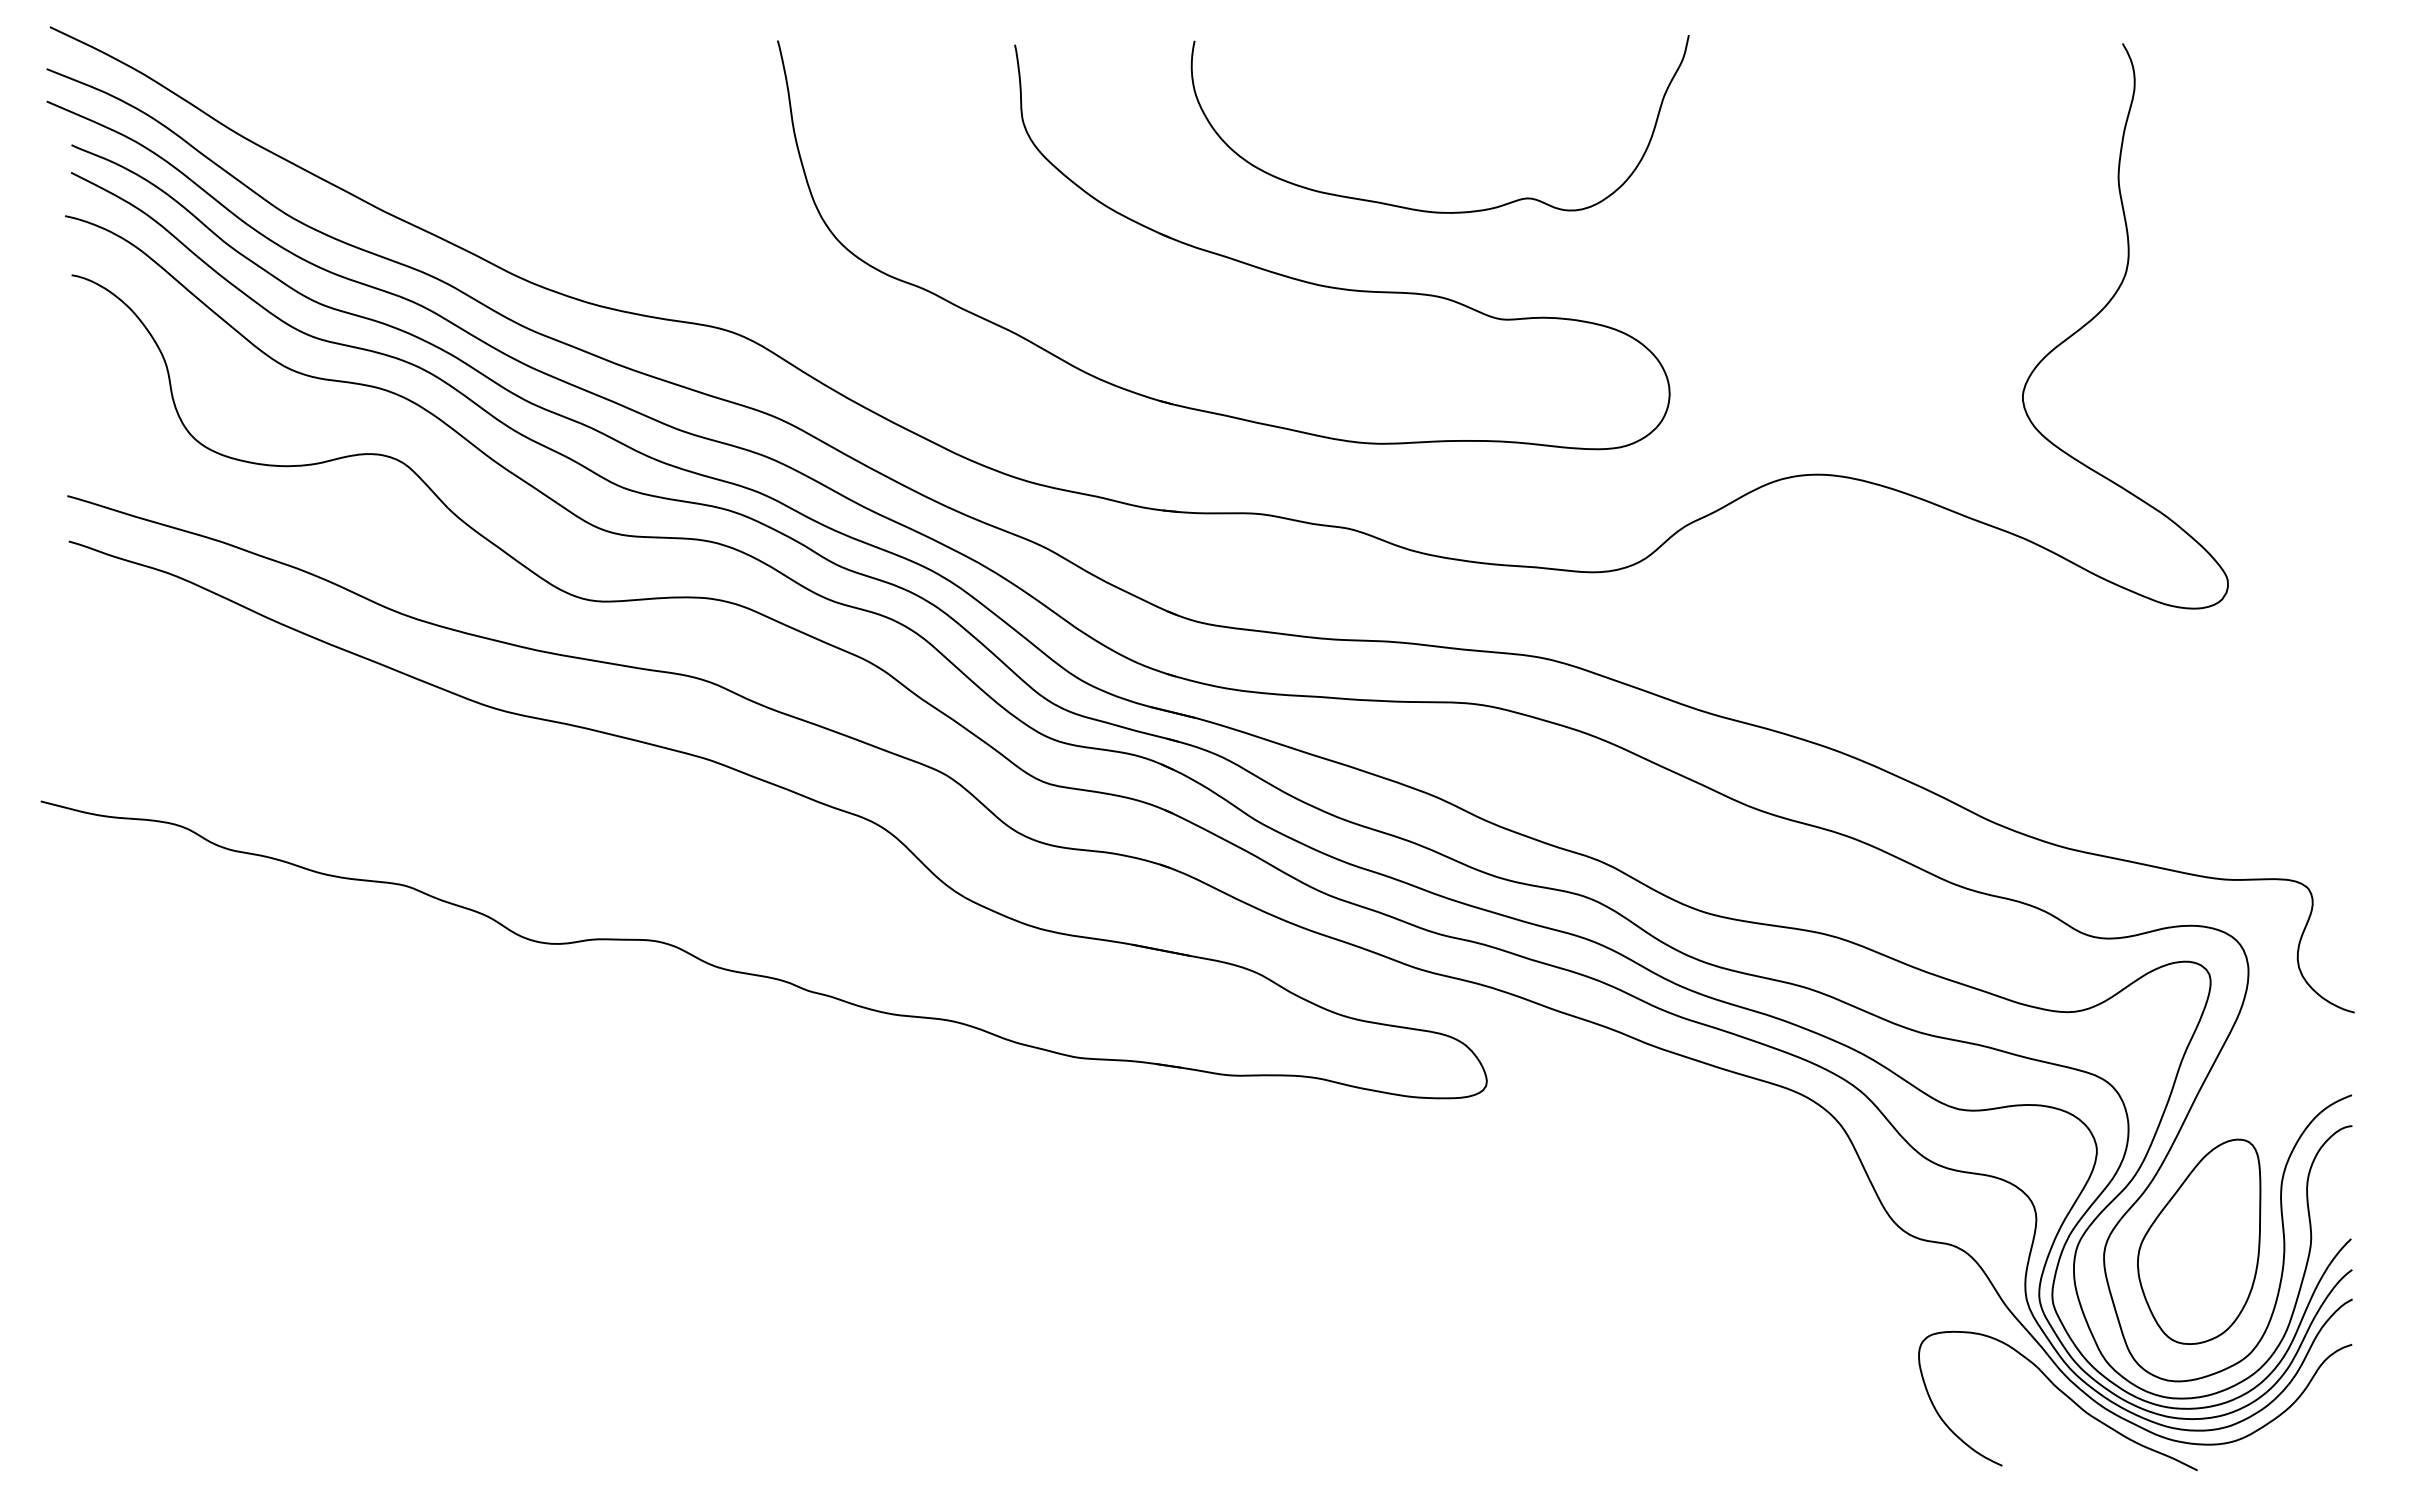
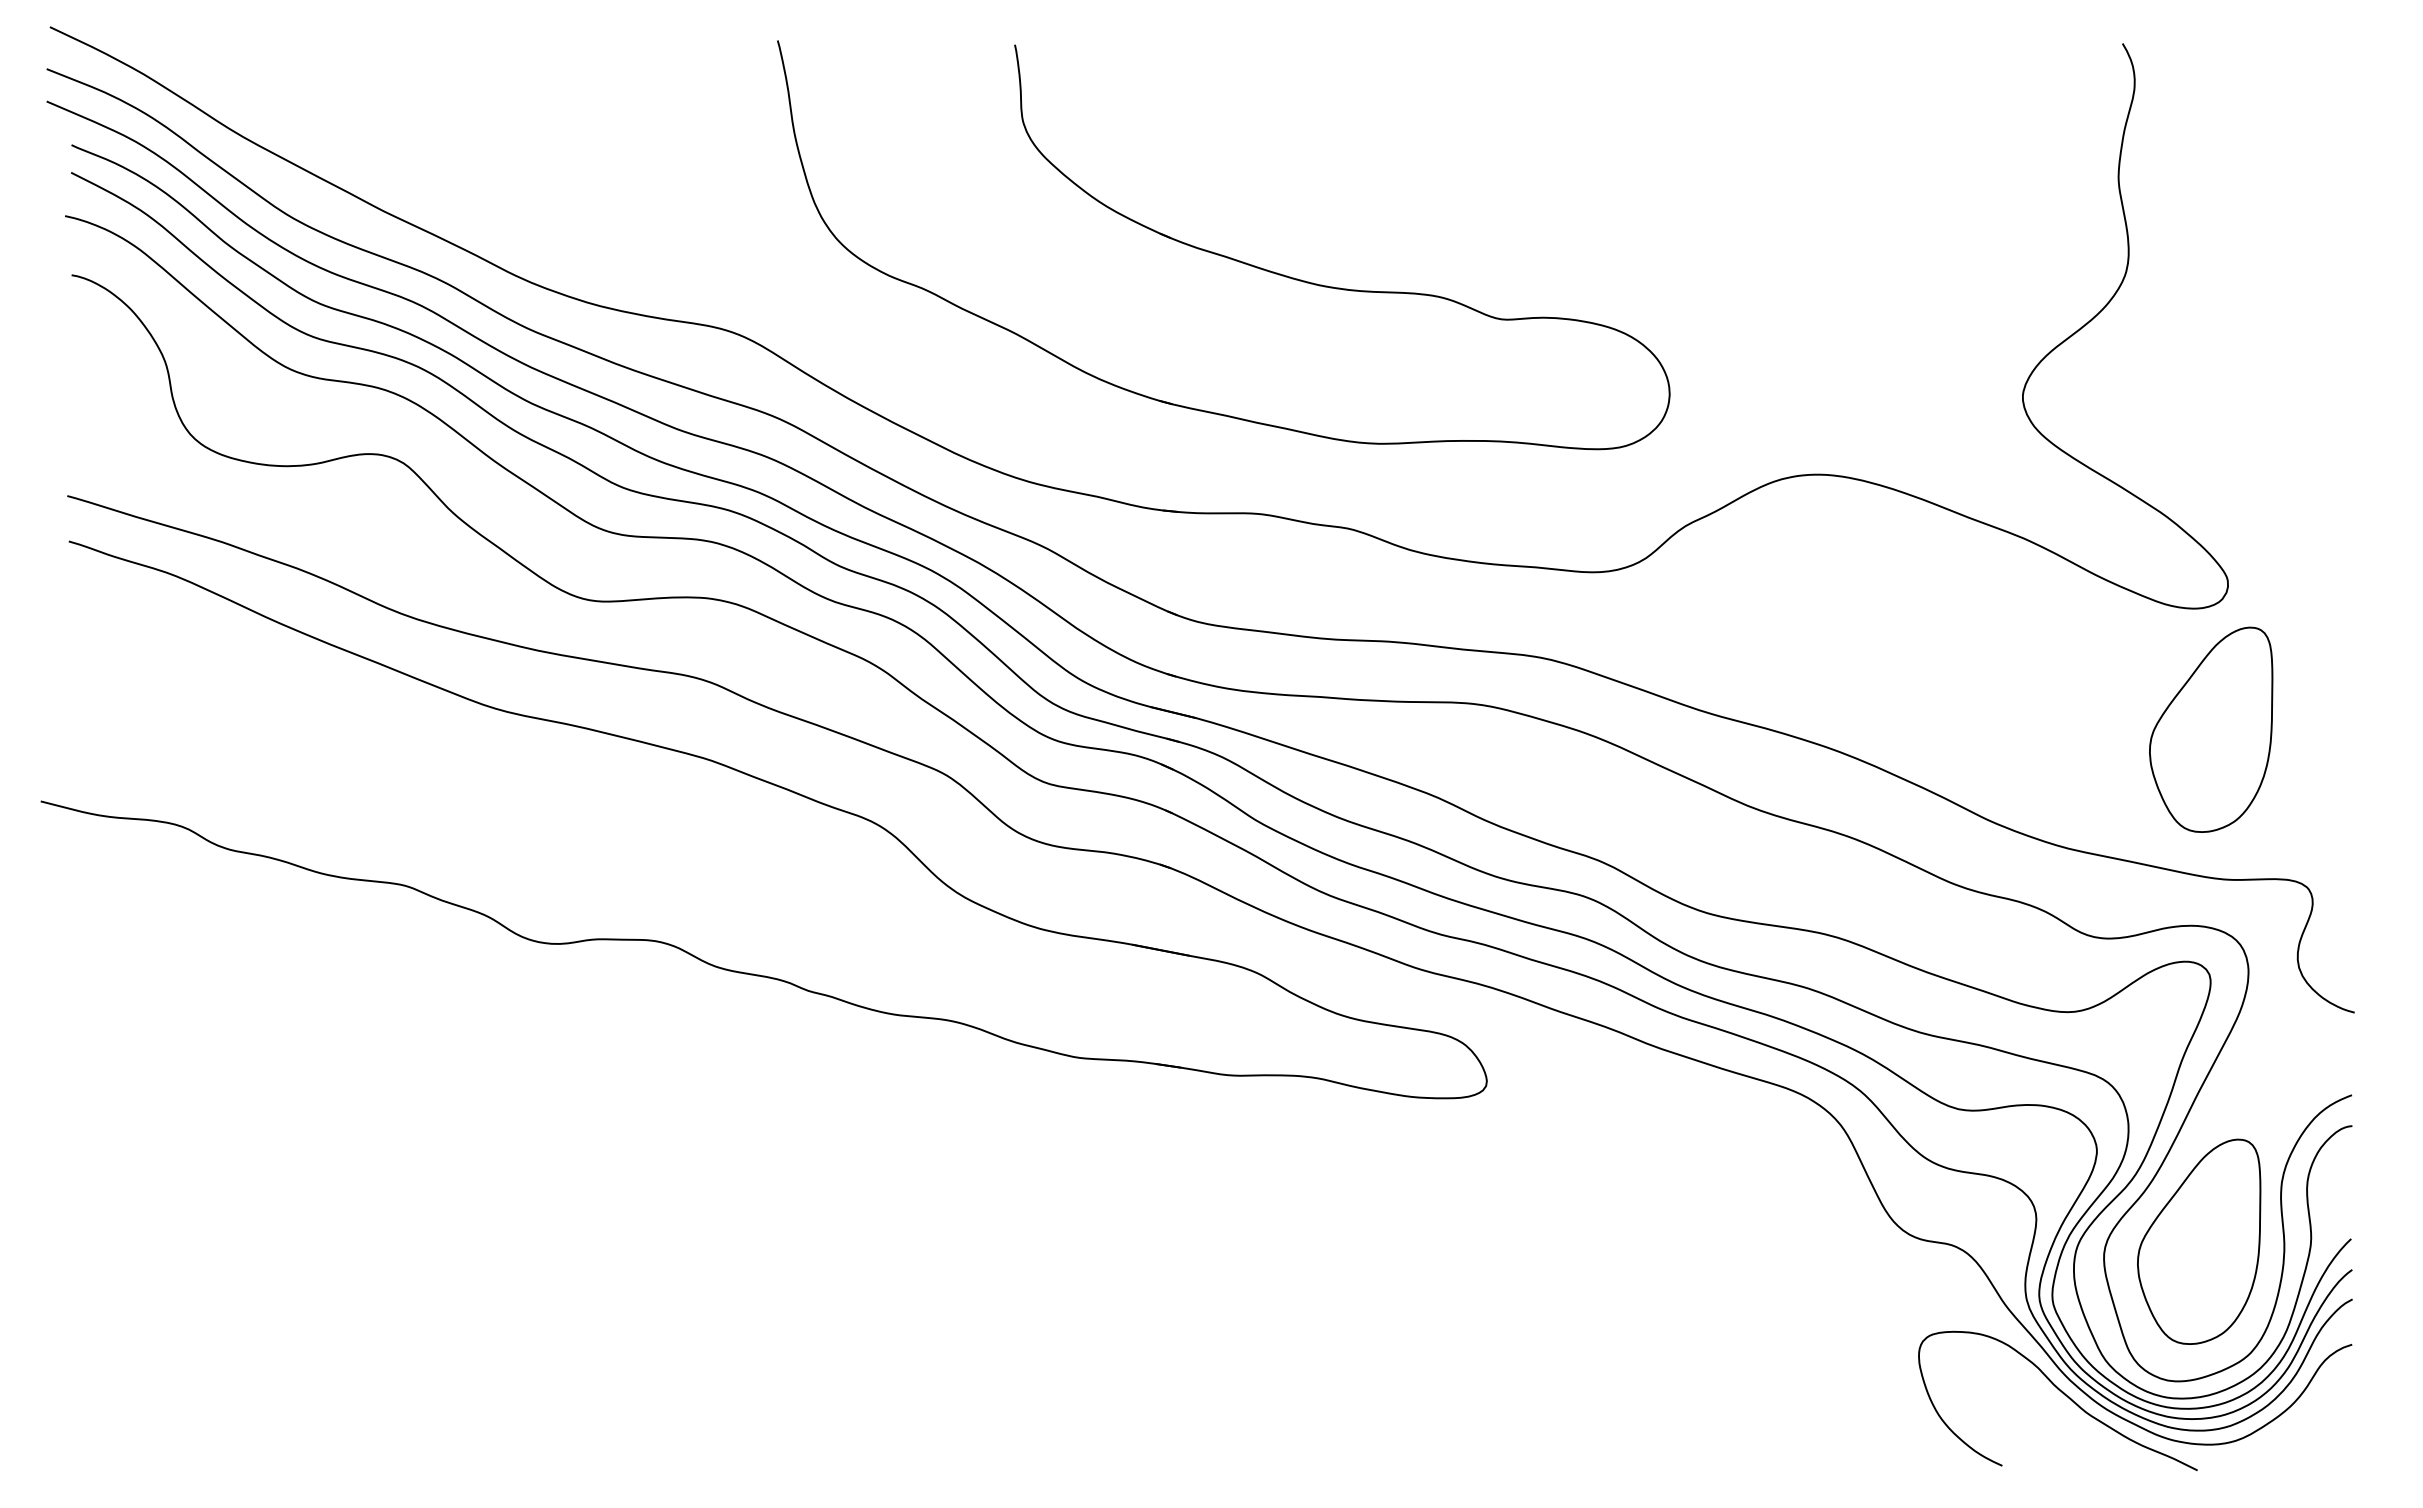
curve: present -> none (1428, 210)
part: none -> present (2211, 729)
